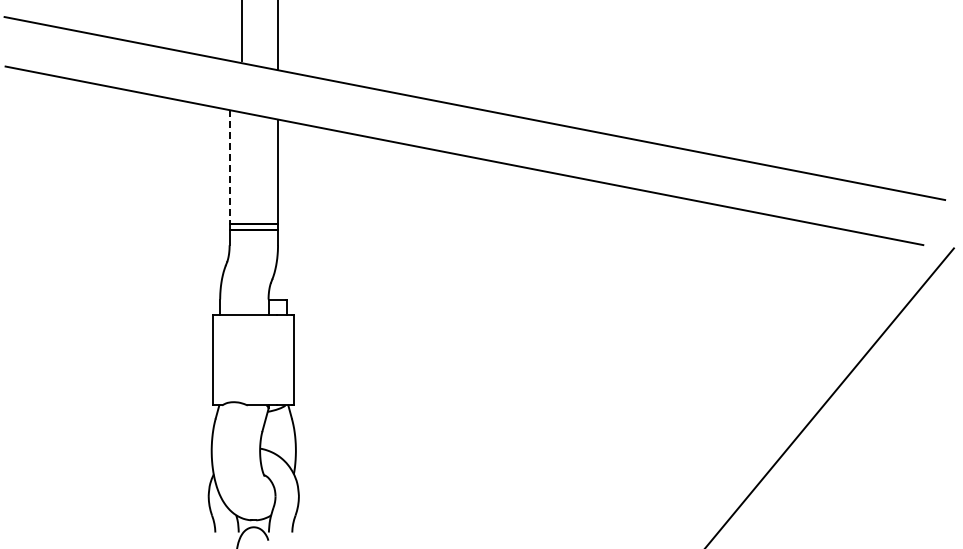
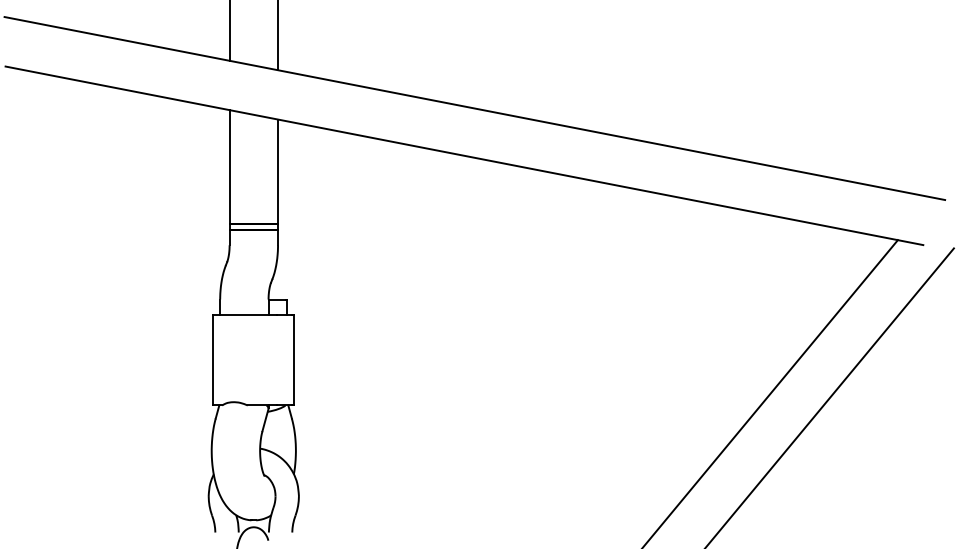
line position: (241, 31) -> (229, 31) (229, 31)
line: dashed -> solid (229, 167)
line: none -> present (770, 392)
